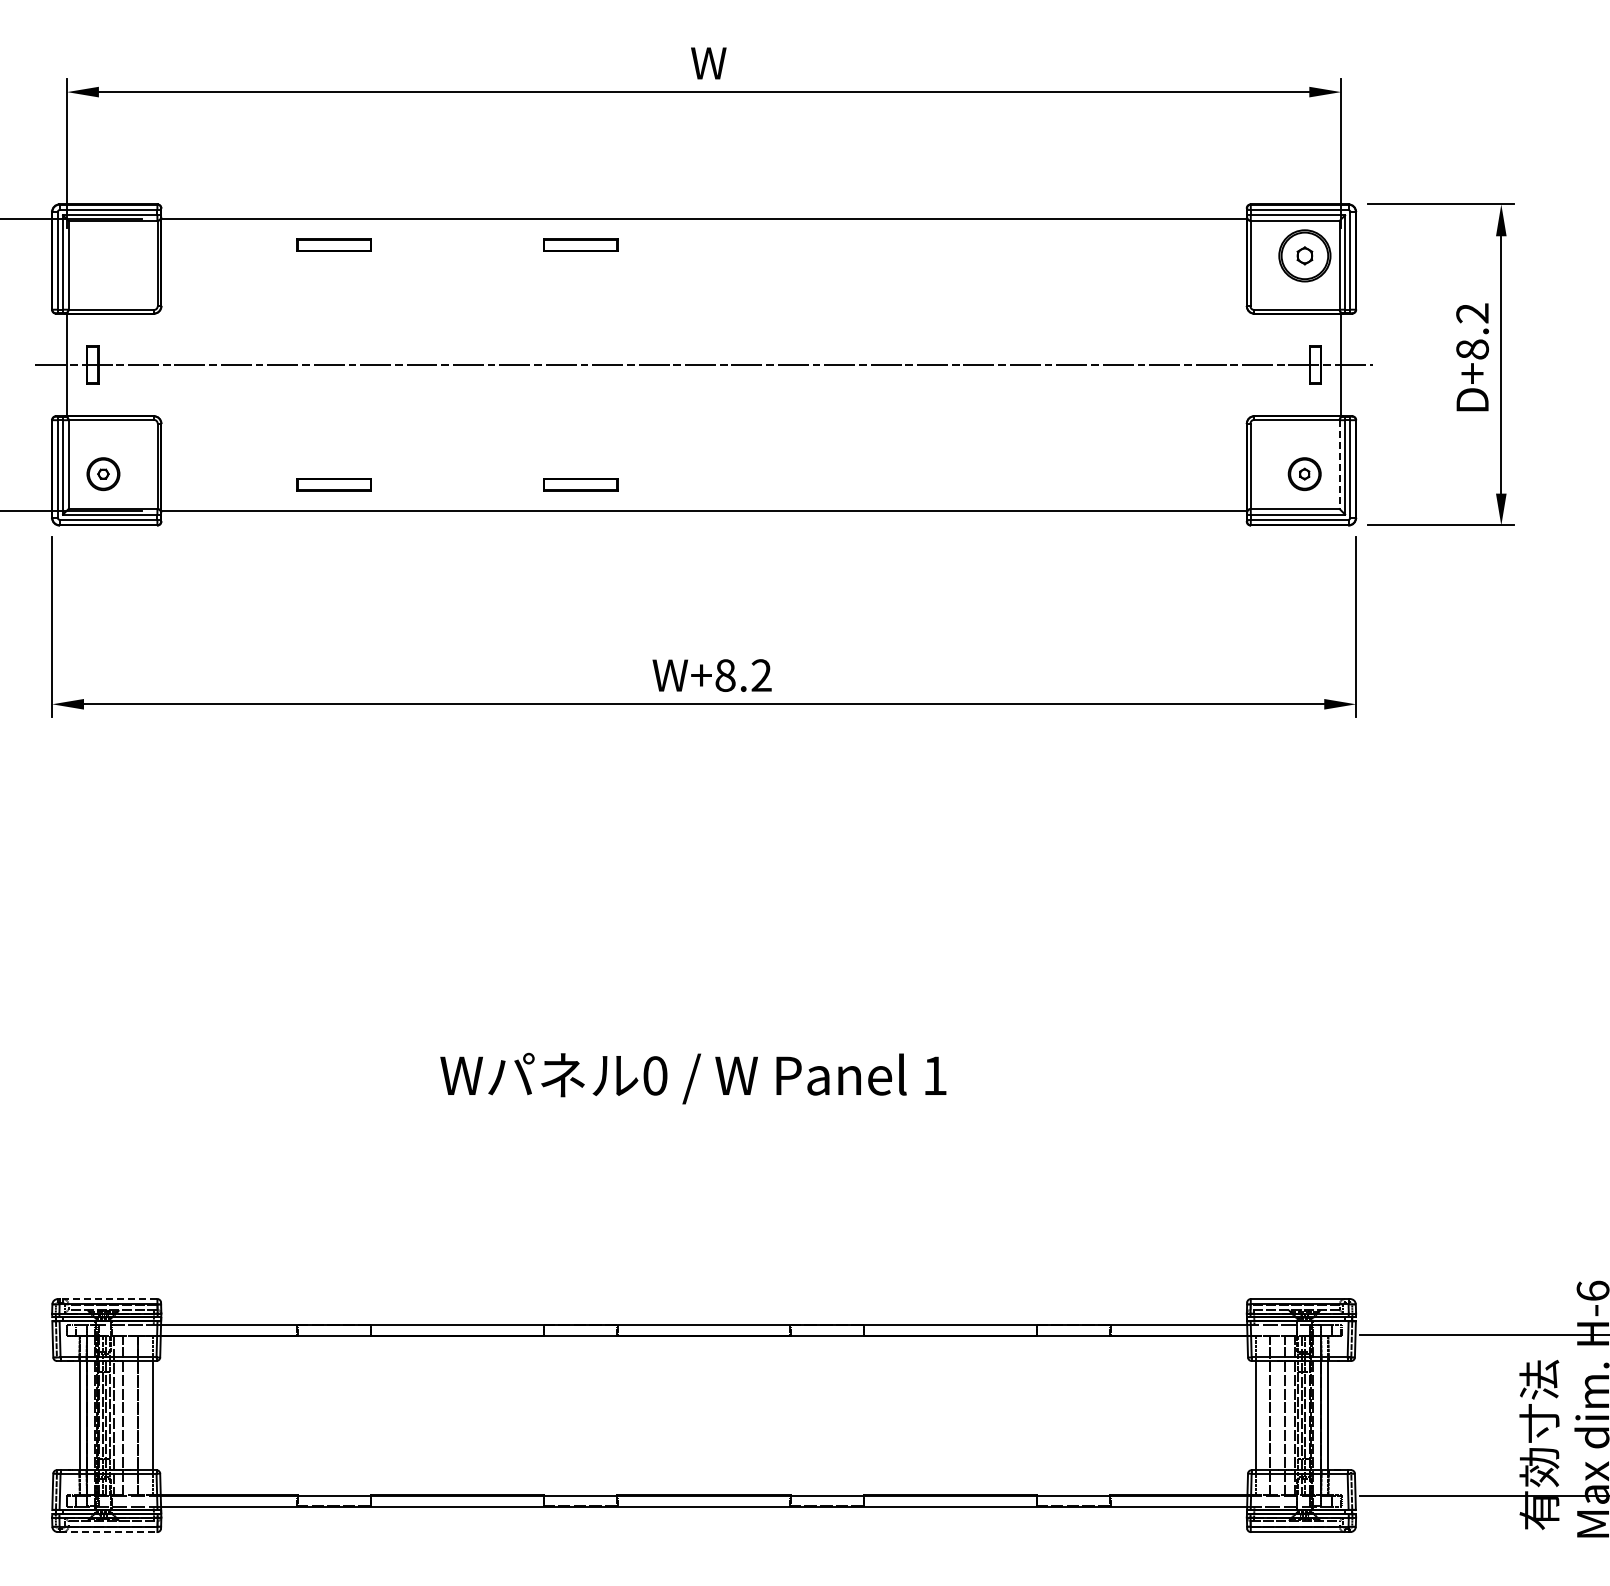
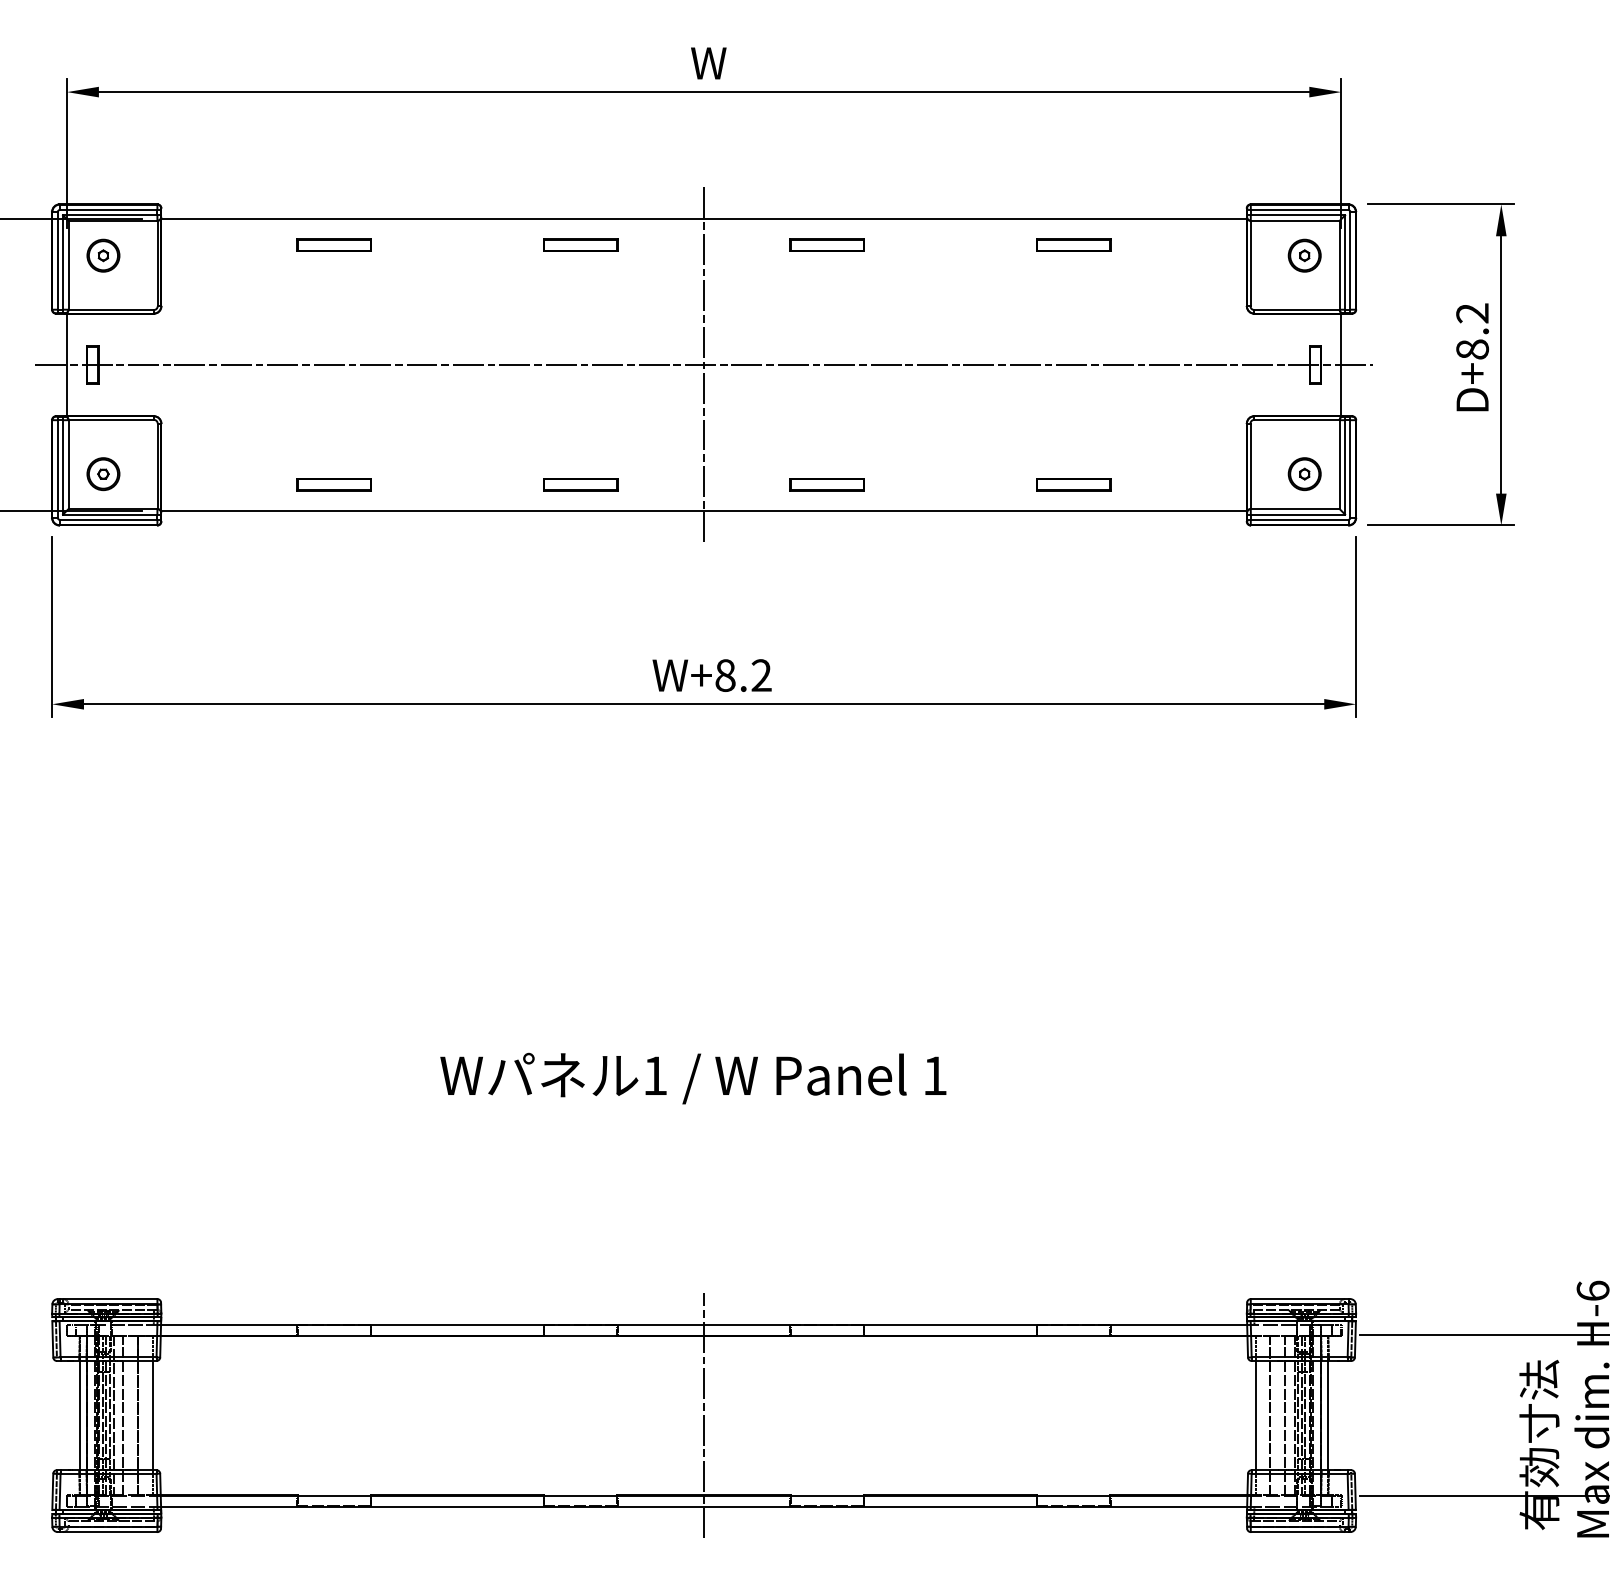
part: none -> present (826, 244)
part: none -> present (1073, 244)
part: none -> present (103, 255)
part size: 54x54 px -> 35x35 px (1304, 255)
line: none -> present (704, 364)
line: dashed -> solid (1339, 465)
part: none -> present (826, 484)
part: none -> present (1073, 484)
text: 0 -> 1 (655, 1075)
line: dashed -> solid (108, 1299)
line: none -> present (704, 1415)
line: dashed -> solid (108, 1532)
